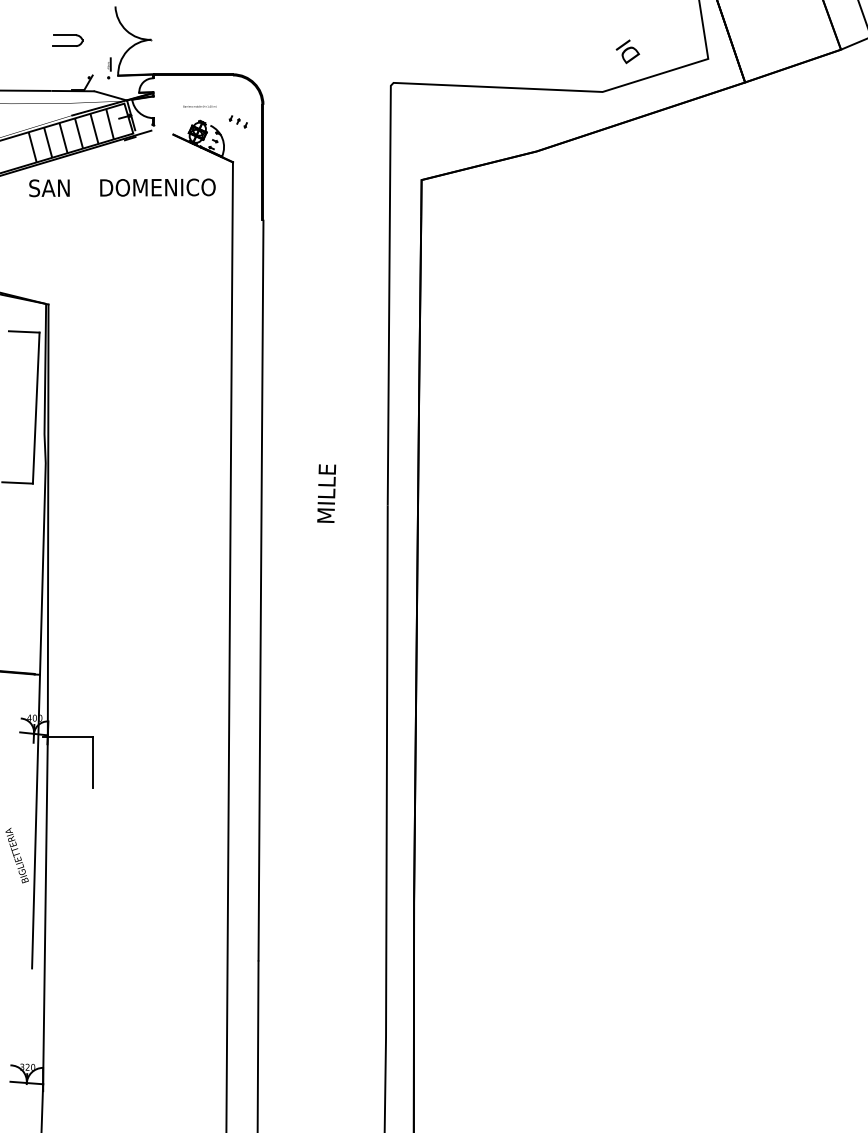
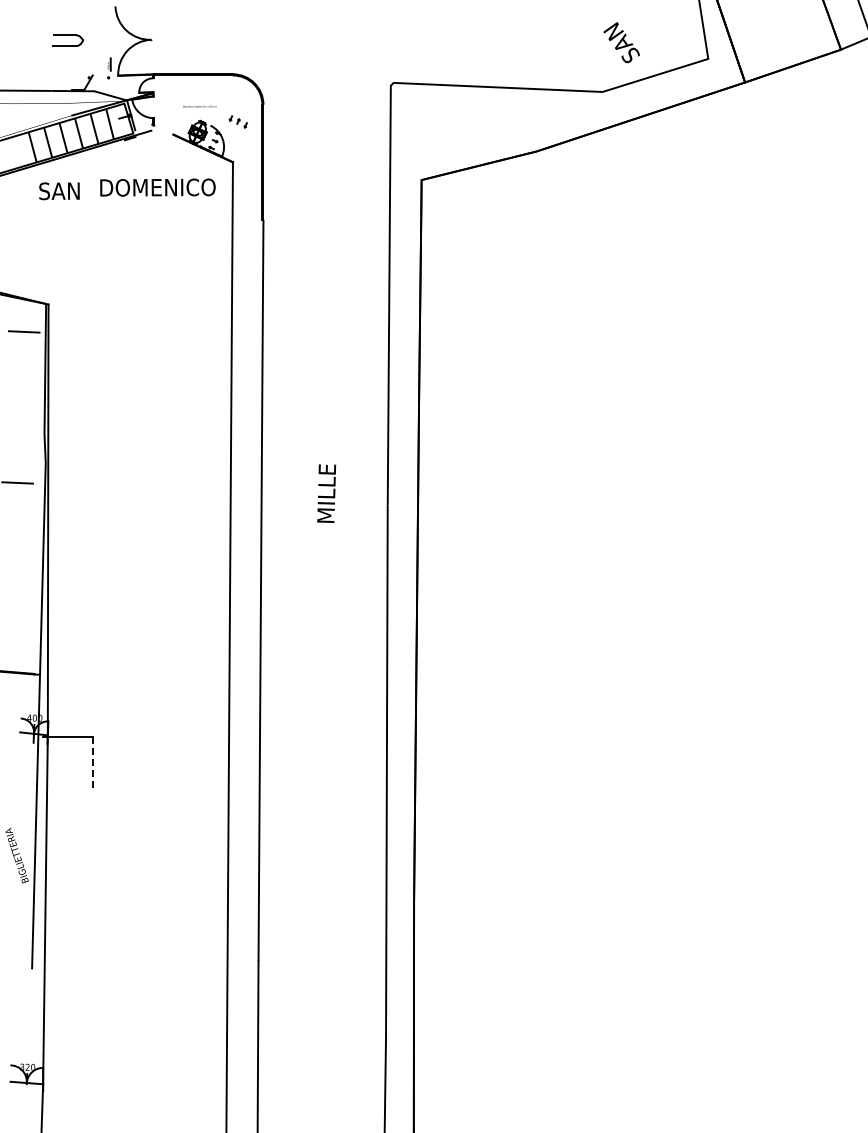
text: DI -> SAN (621, 43)
text position: (49, 188) -> (59, 191) (59, 191)
line: present -> none (35, 407)
line: solid -> dashed (93, 763)
